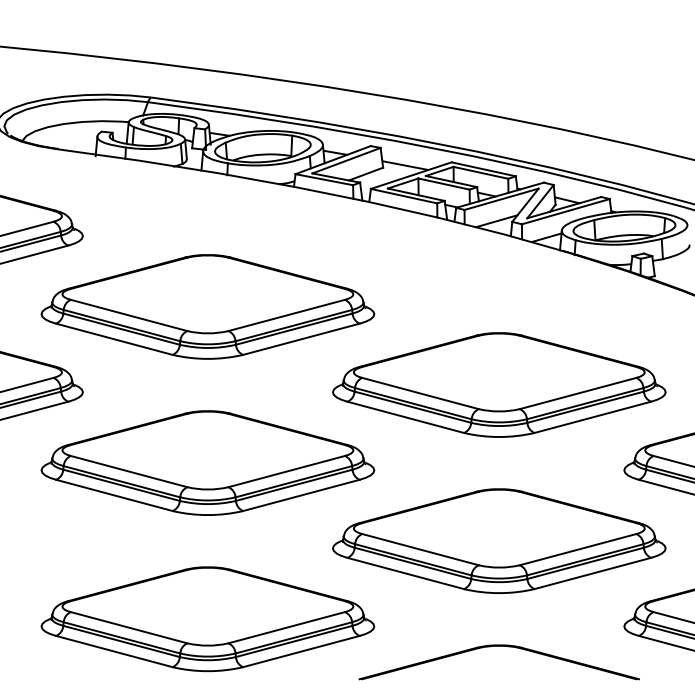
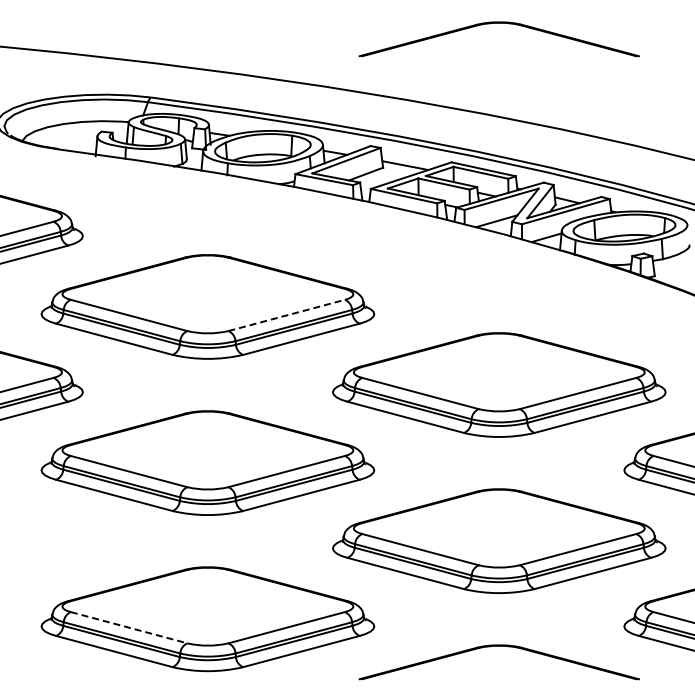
part: none -> present (498, 23)
line: solid -> dashed (287, 315)
line: solid -> dashed (129, 627)
